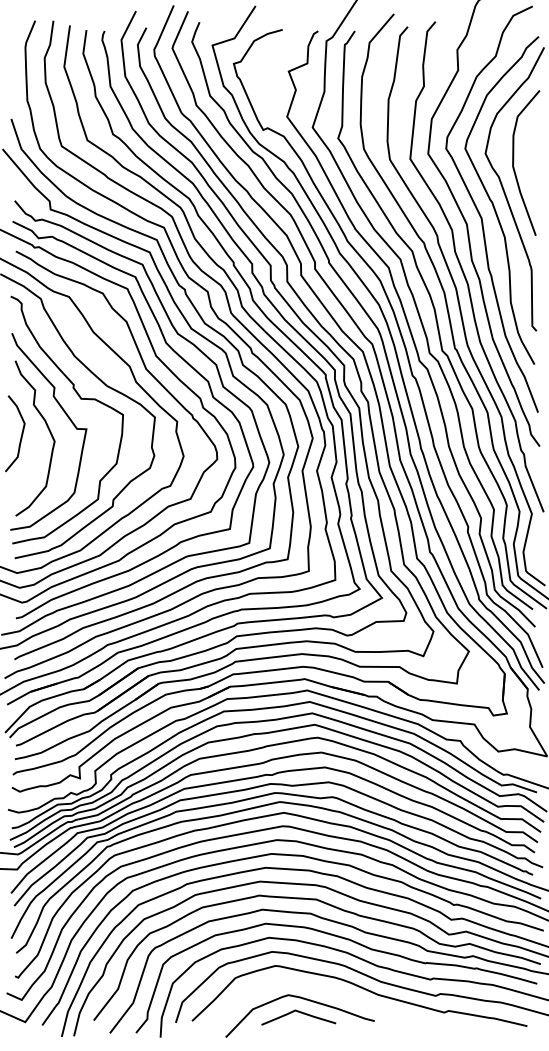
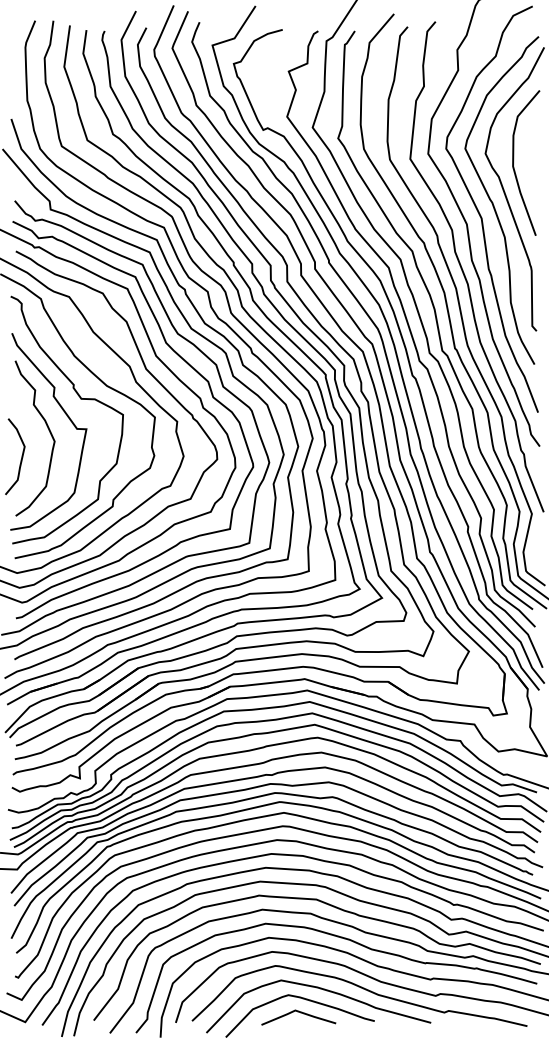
curve position: (20, 436) -> (20, 459) (20, 459)
curve: none -> present (323, 990)
